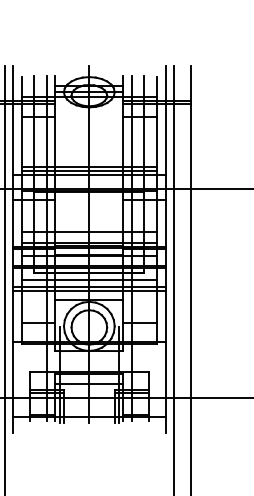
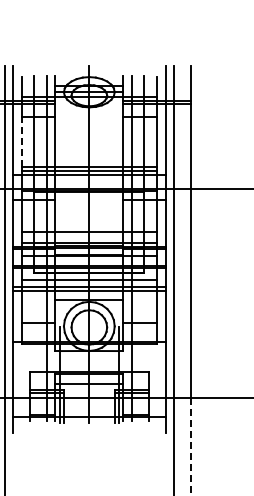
line: solid -> dashed (21, 141)
line: solid -> dashed (190, 446)
